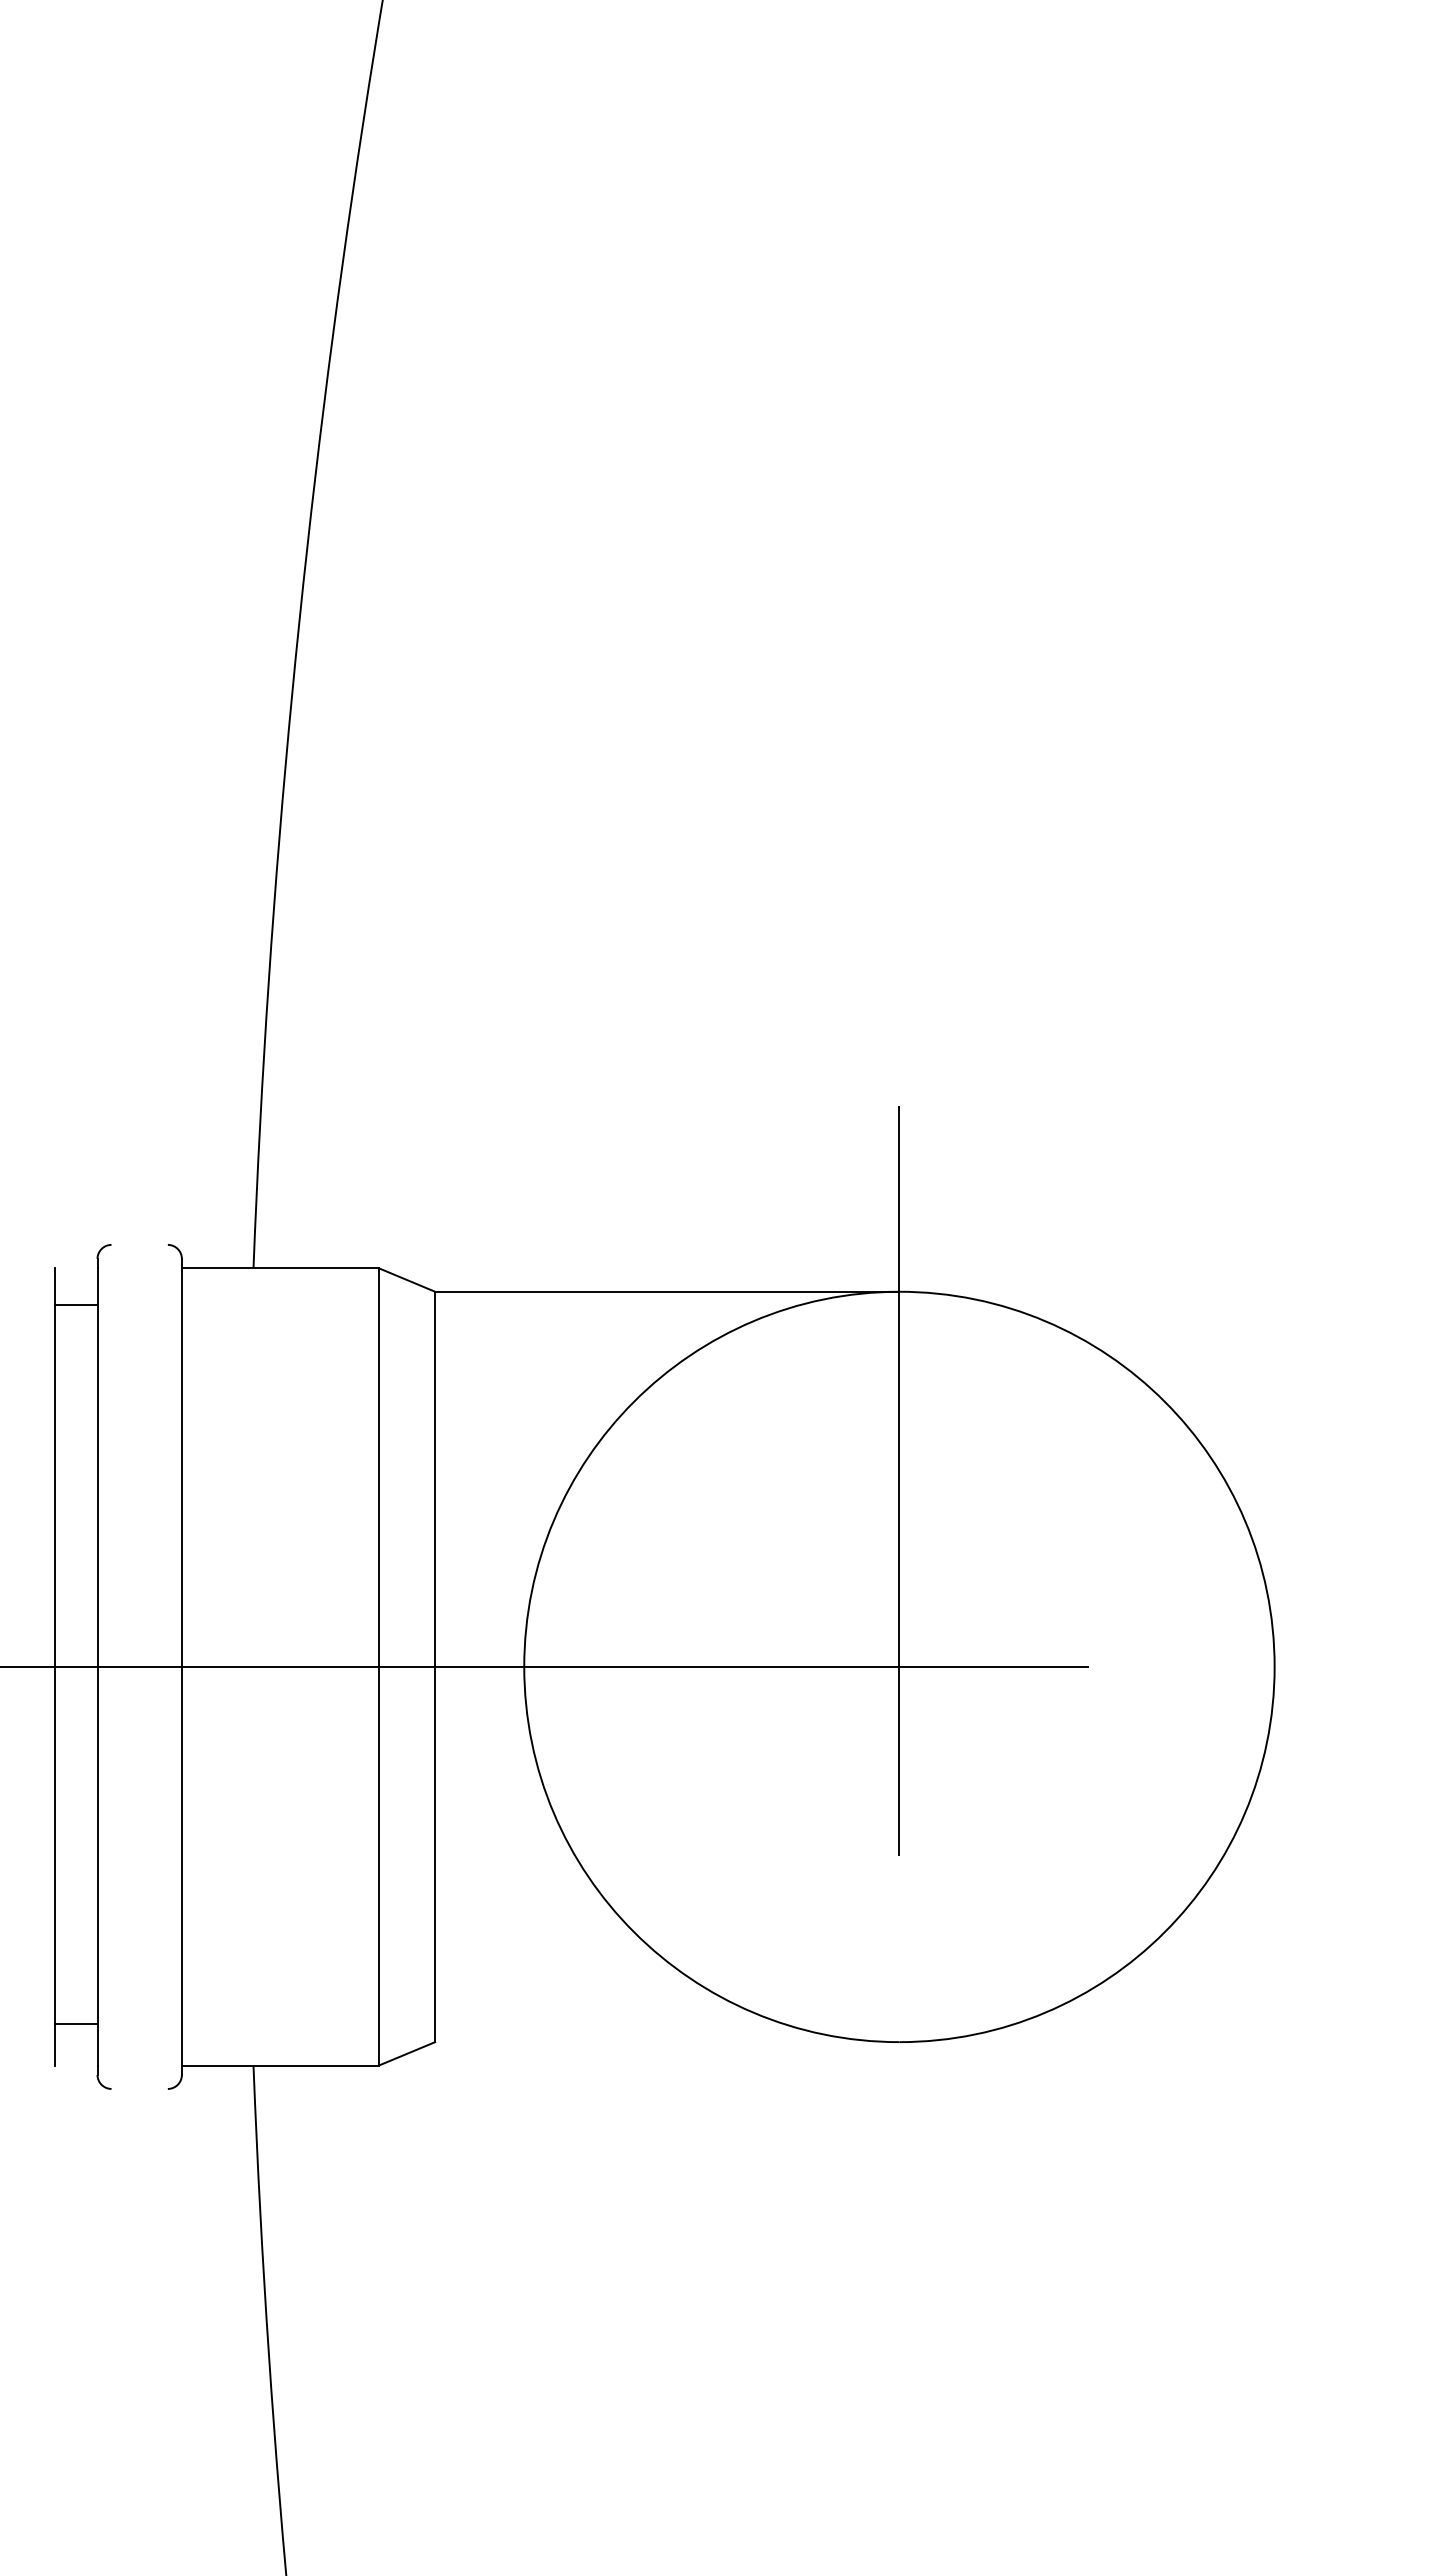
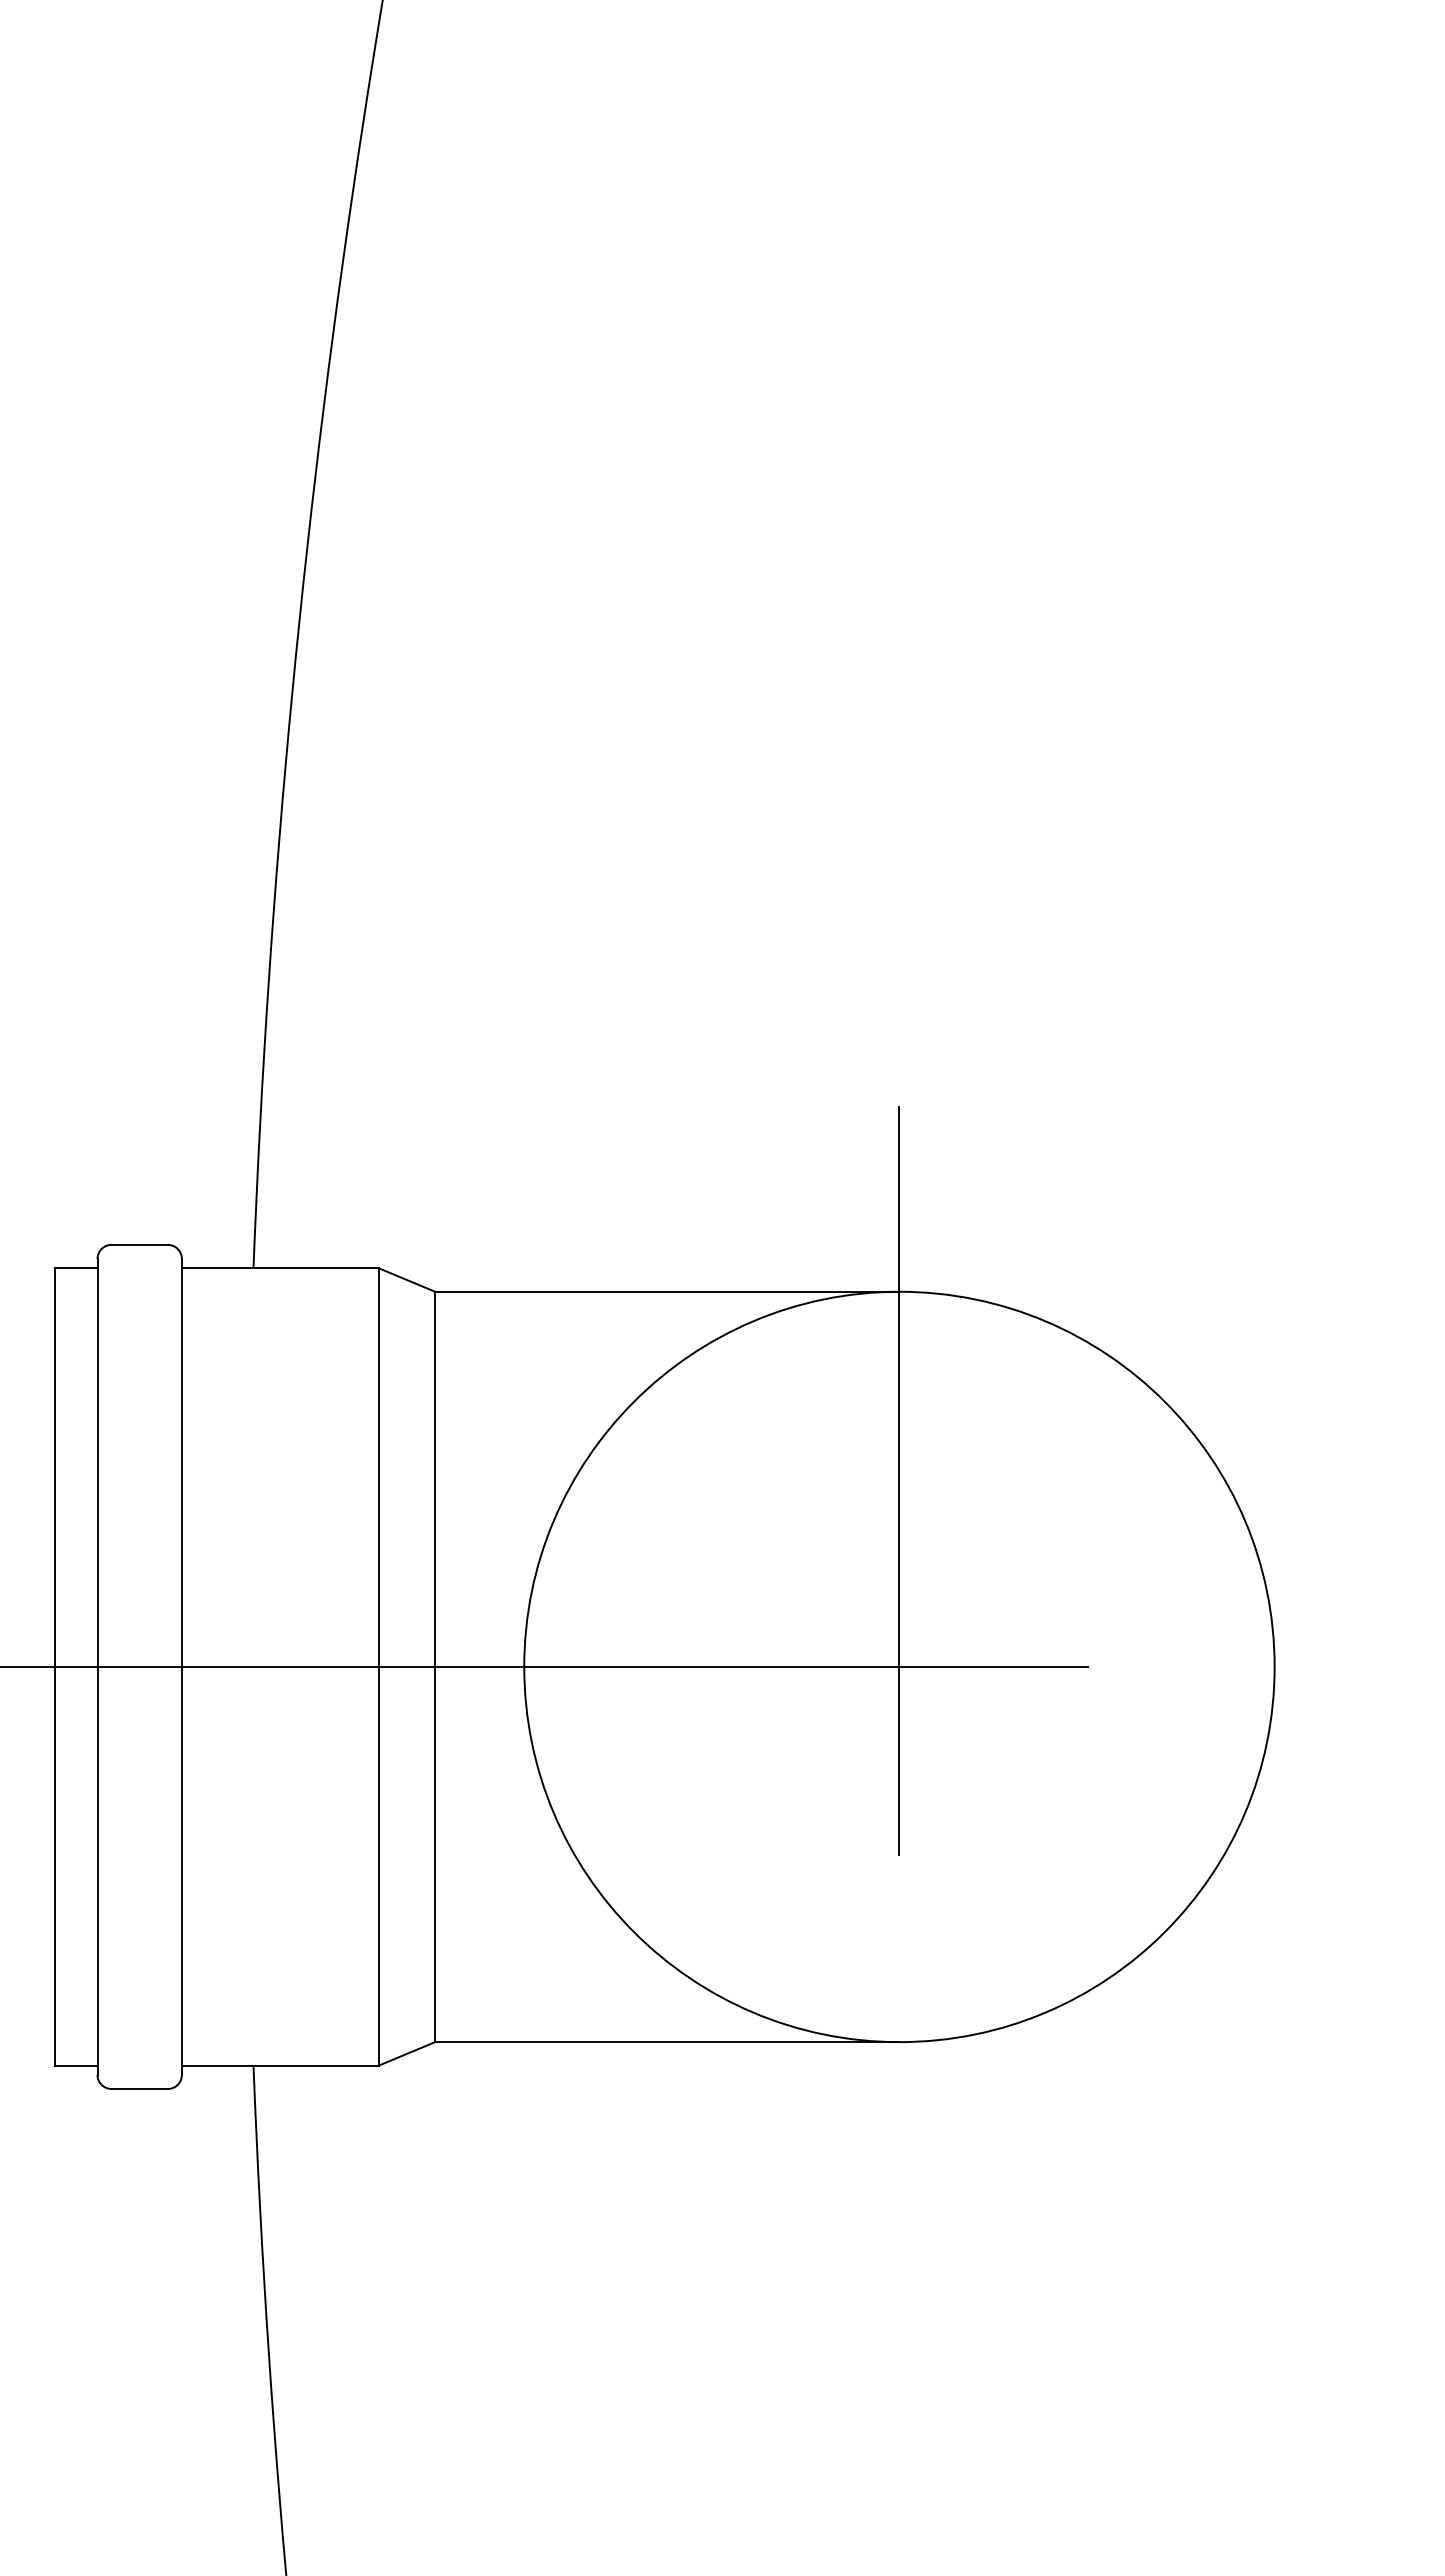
line: none -> present (139, 1244)
line position: (76, 1305) -> (76, 1268) (76, 1268)
line position: (76, 2023) -> (76, 2065) (76, 2065)
line: none -> present (667, 2042)
line: none -> present (139, 2089)
